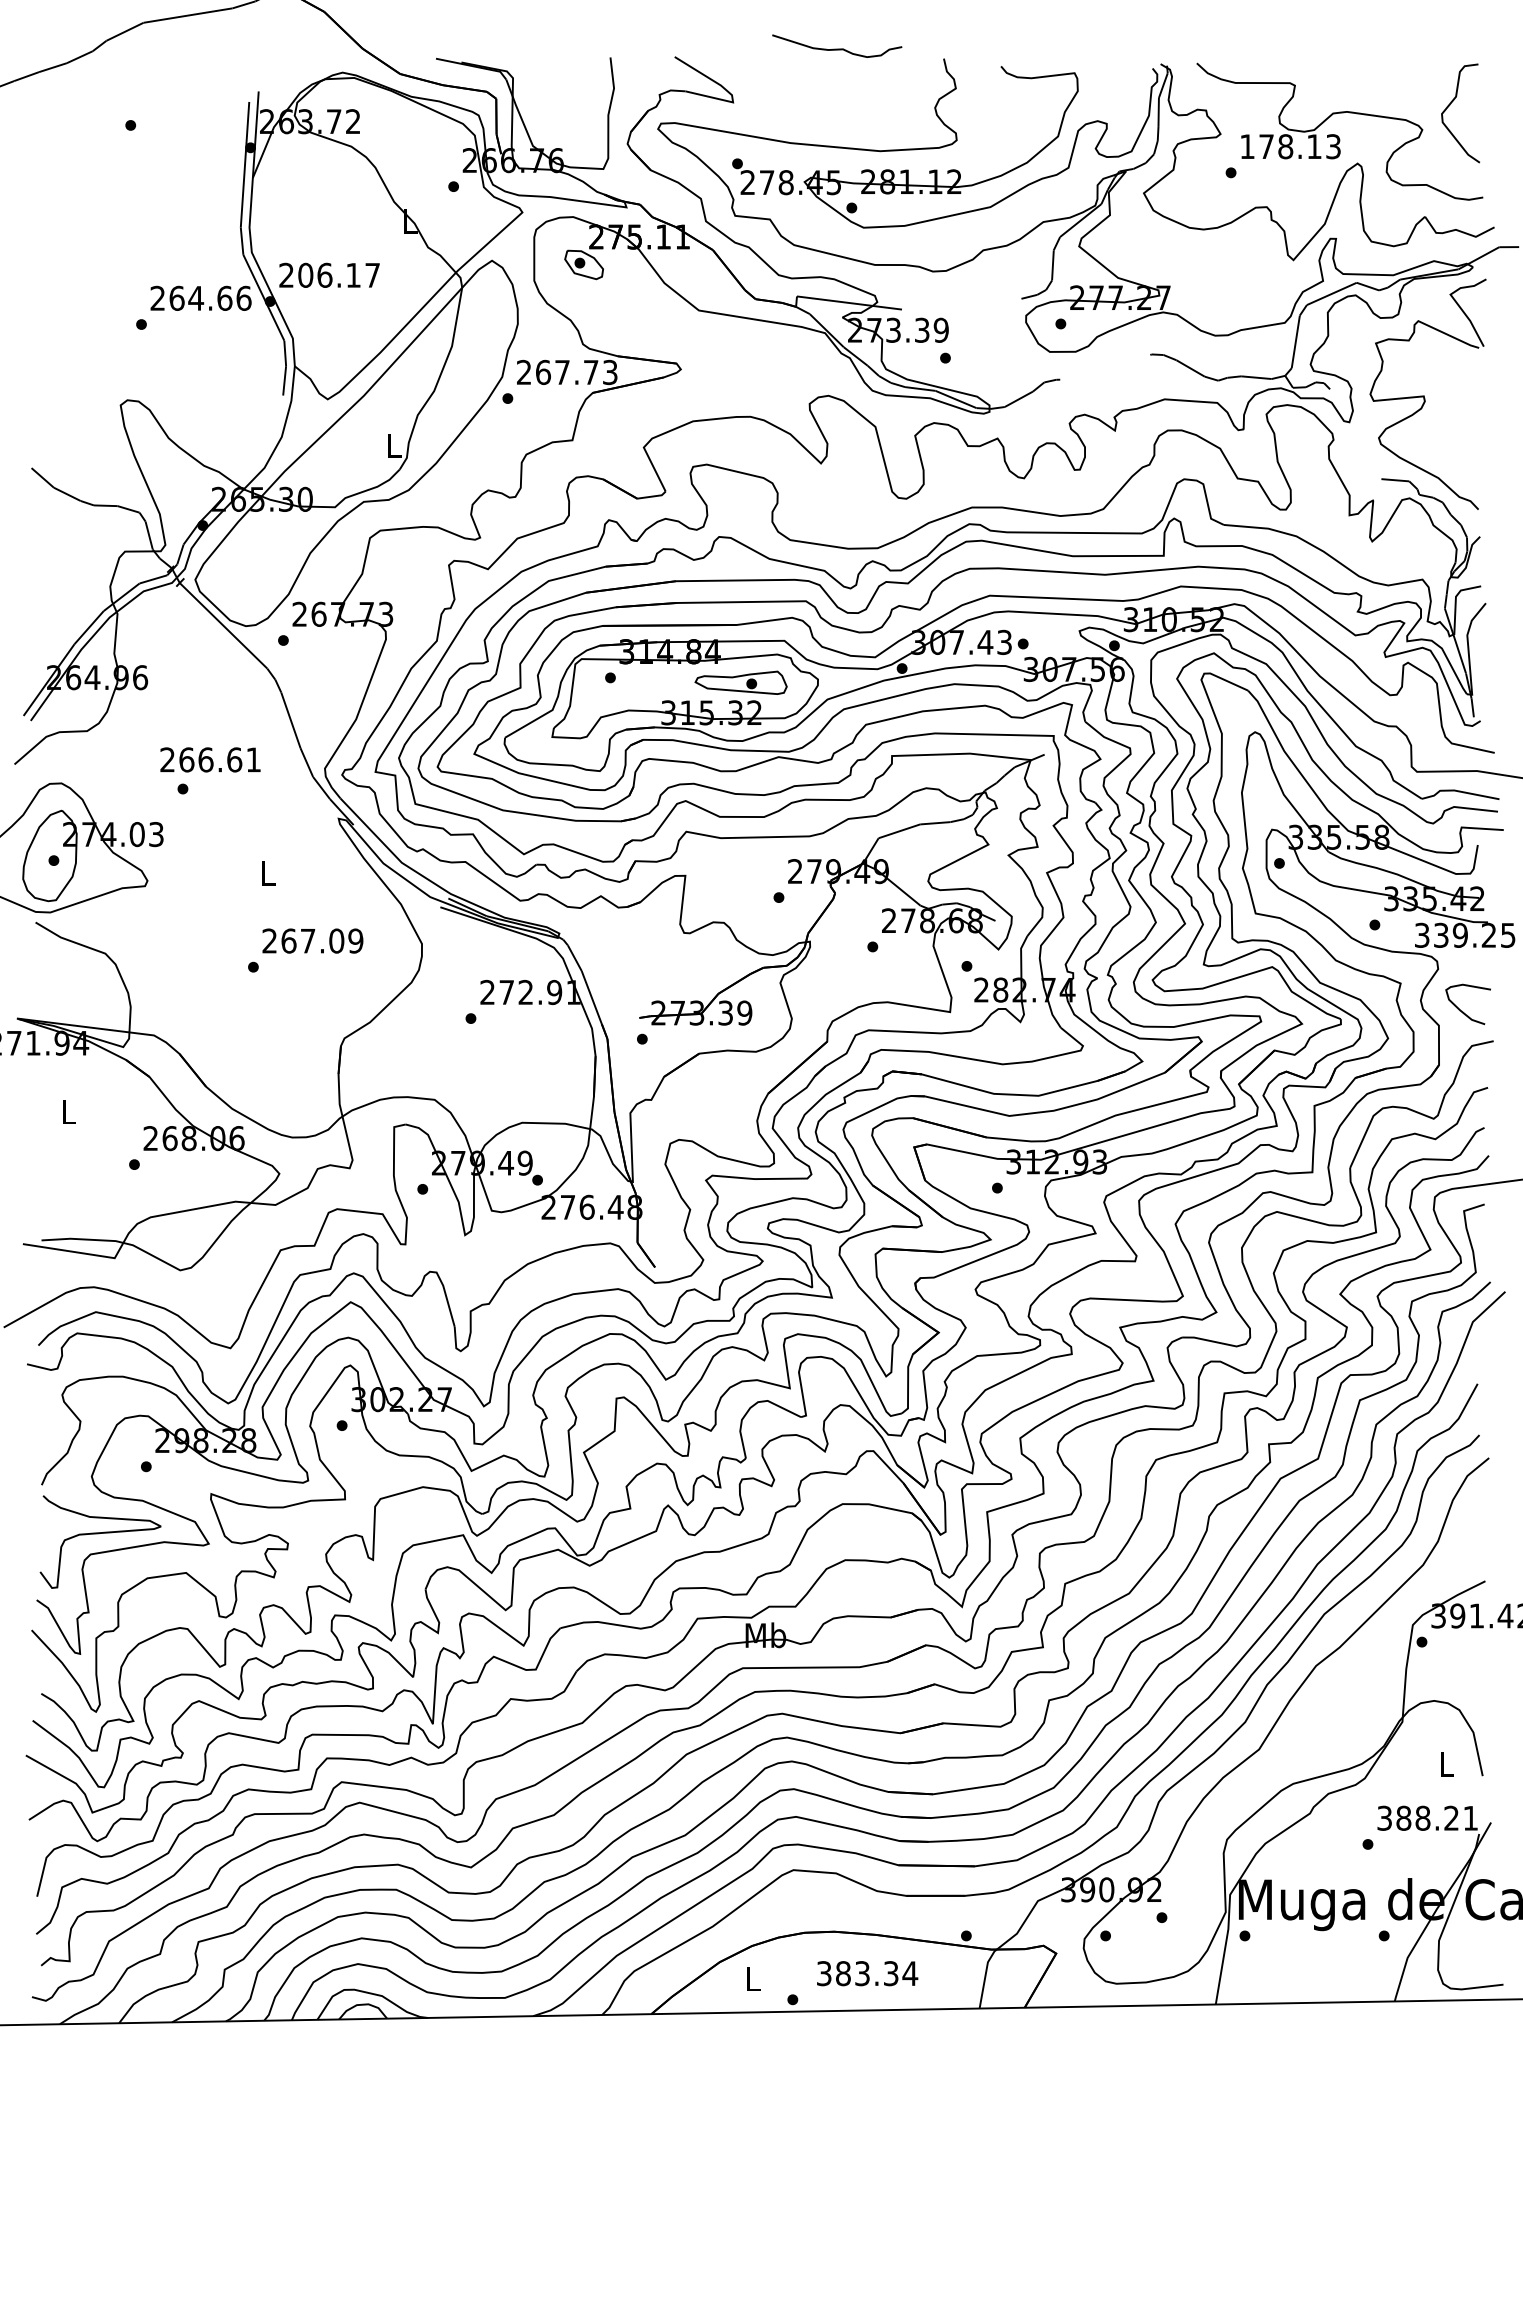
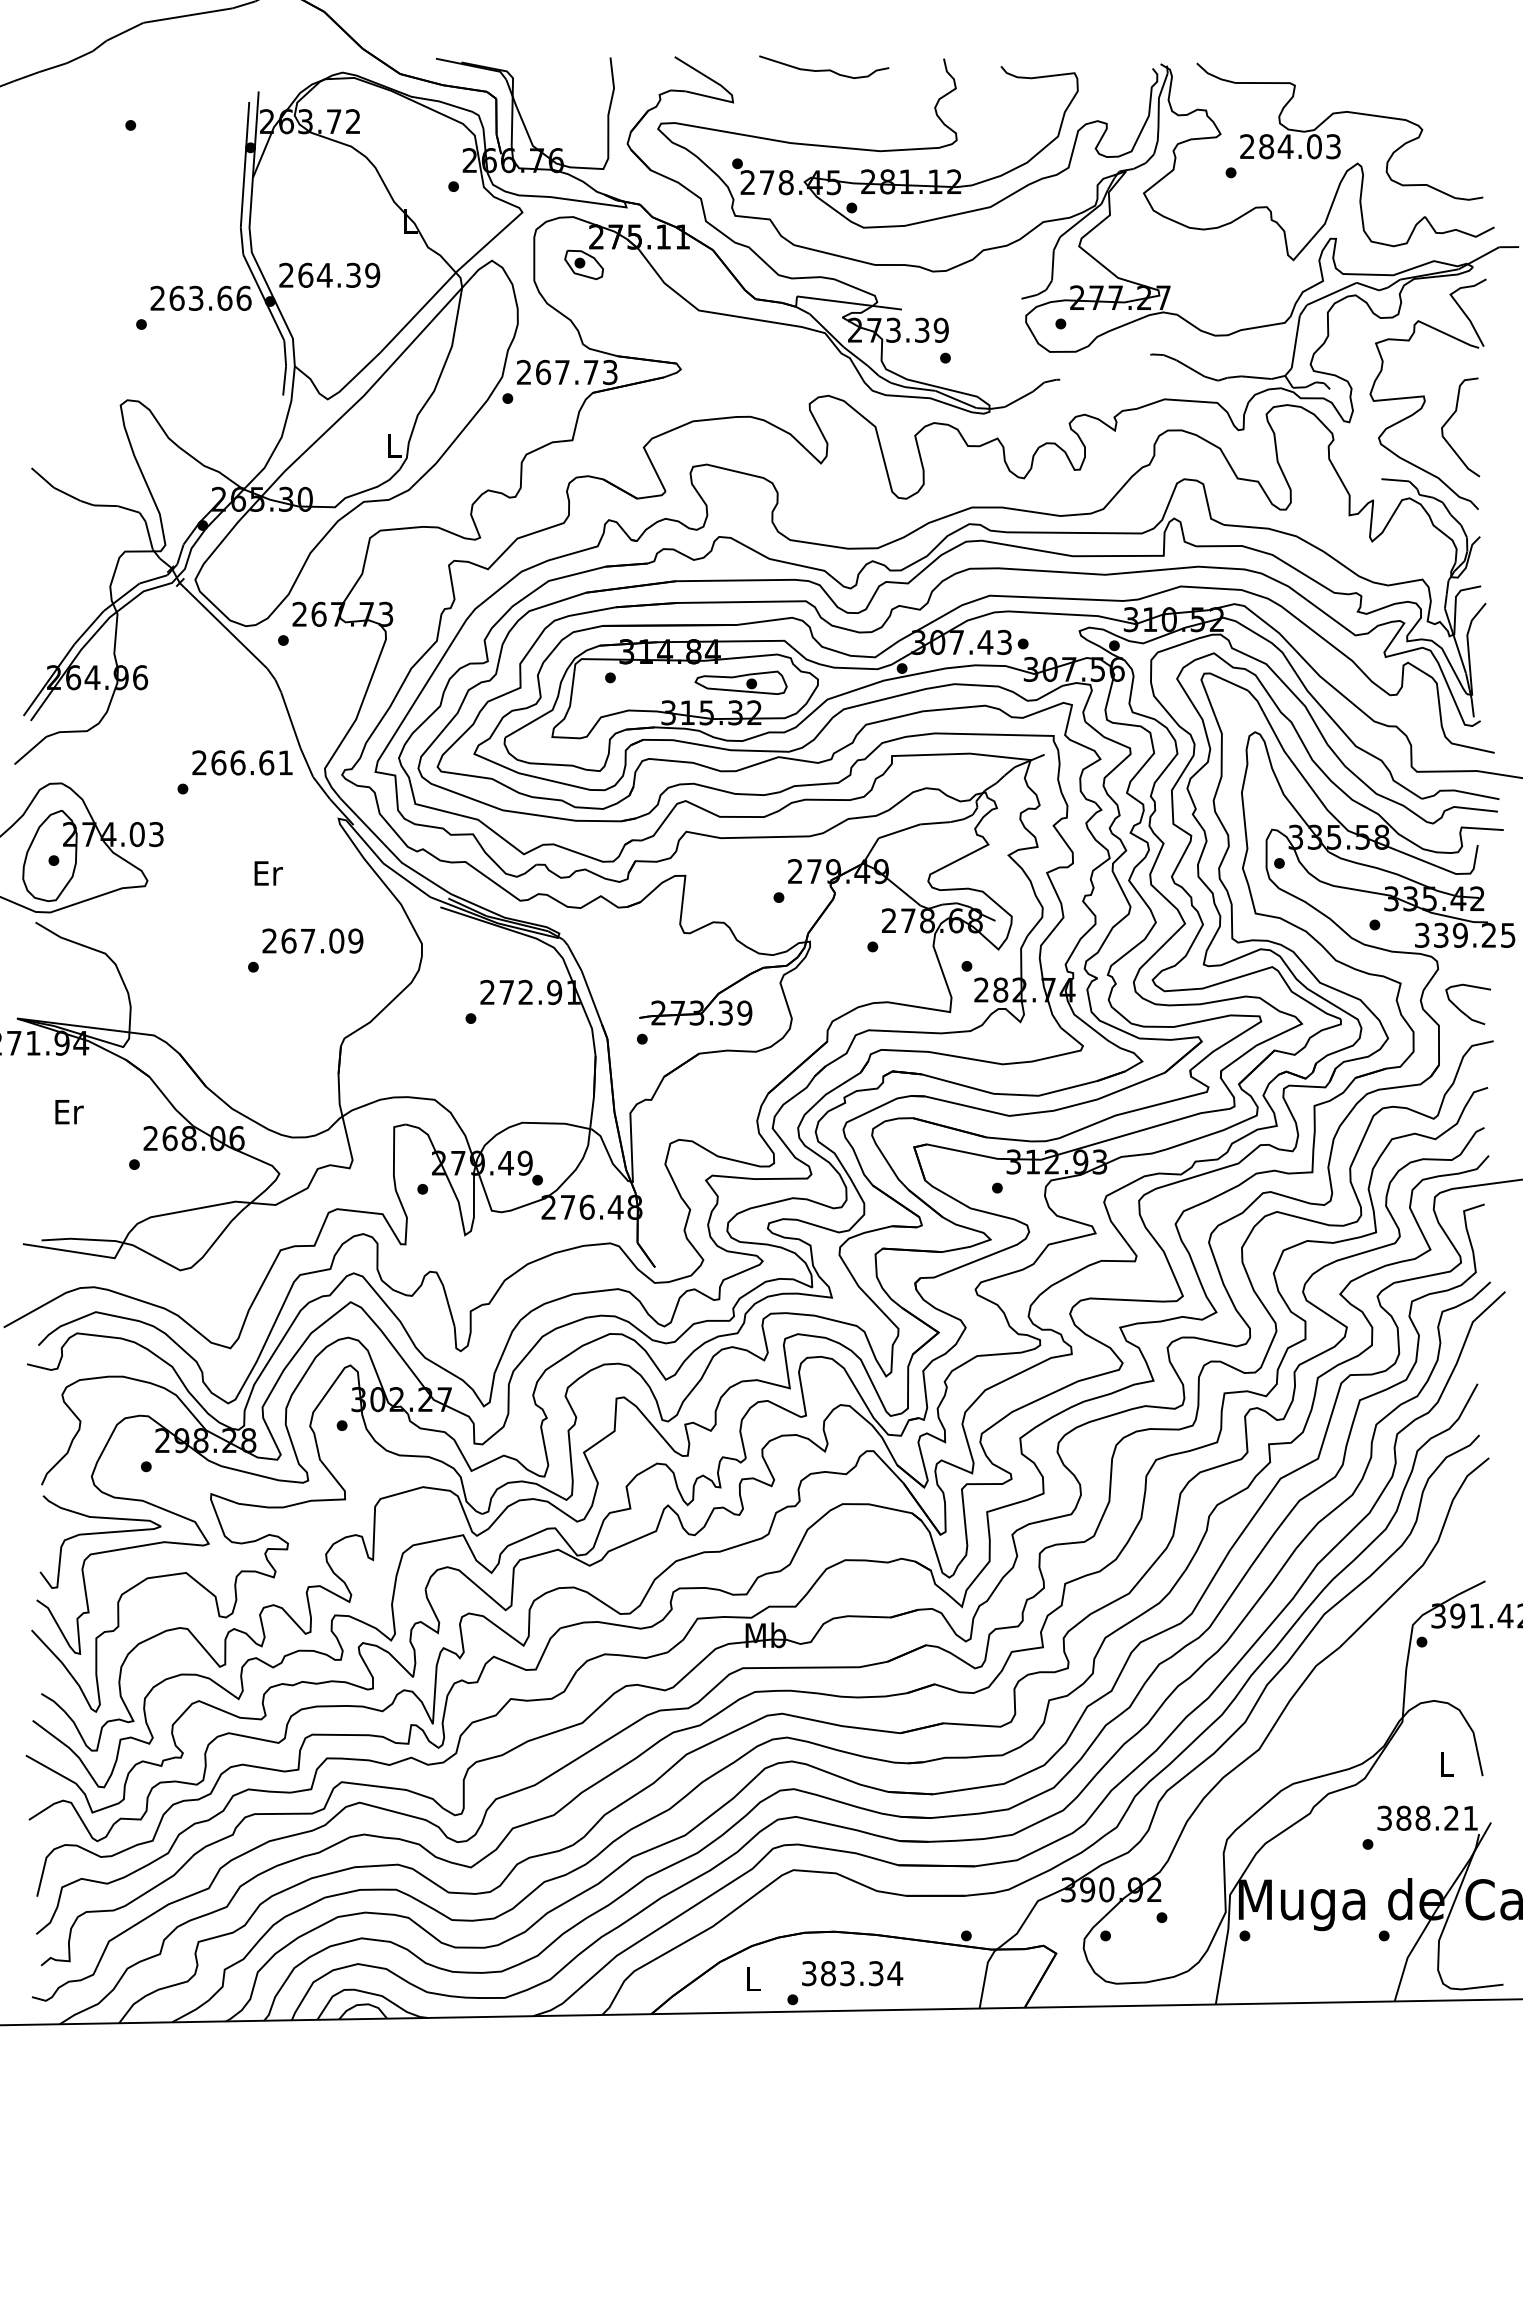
curve position: (837, 48) -> (824, 69) (824, 69)
curve position: (1450, 105) -> (1450, 419) (1450, 419)
text: 178.13 -> 284.03 (1280, 146)
text: 206.17 -> 264.39 (339, 274)
text: 264.66 -> 263.66 (196, 297)
text position: (210, 759) -> (242, 762) (242, 762)
text: L -> Er (268, 873)
text: L -> Er (69, 1112)
text position: (867, 1973) -> (852, 1973) (852, 1973)
